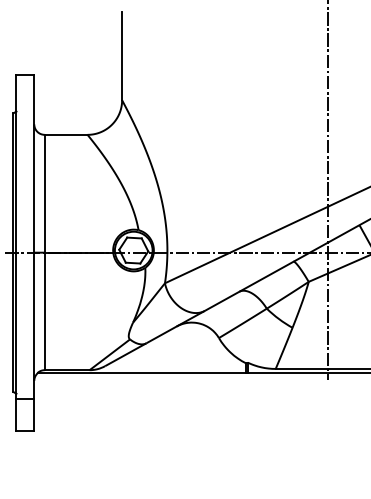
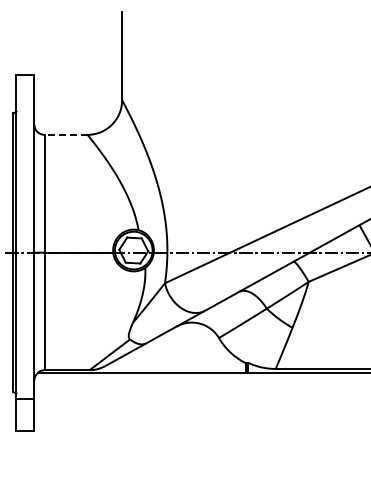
line: solid -> dashed (65, 134)
line: present -> none (327, 191)
